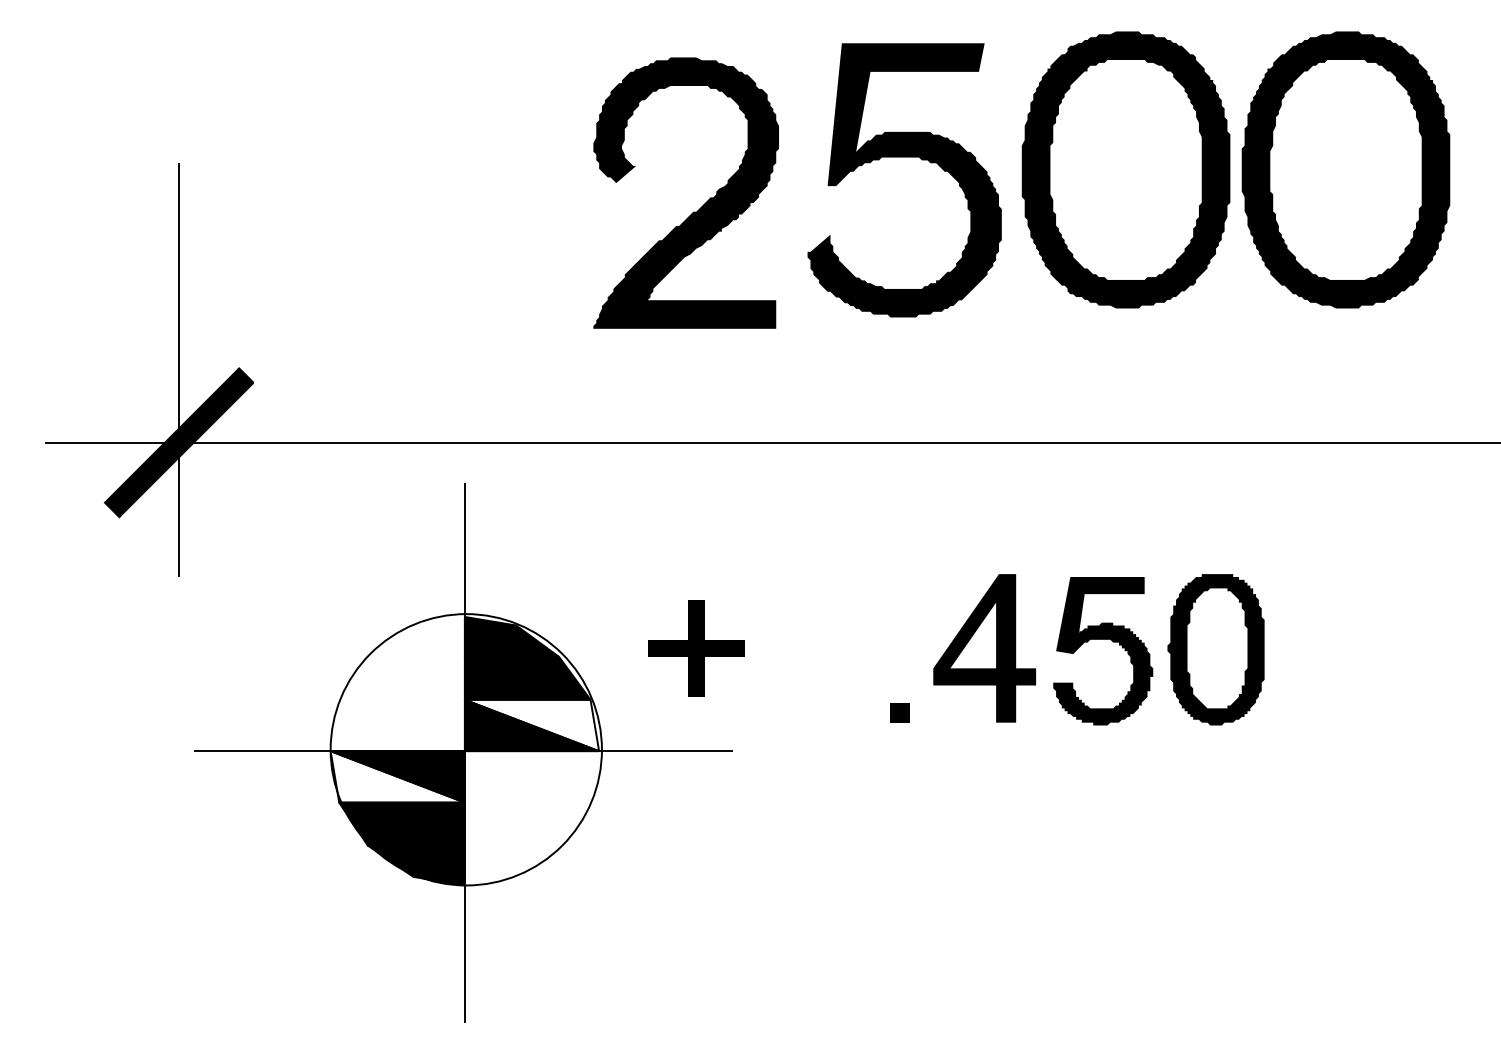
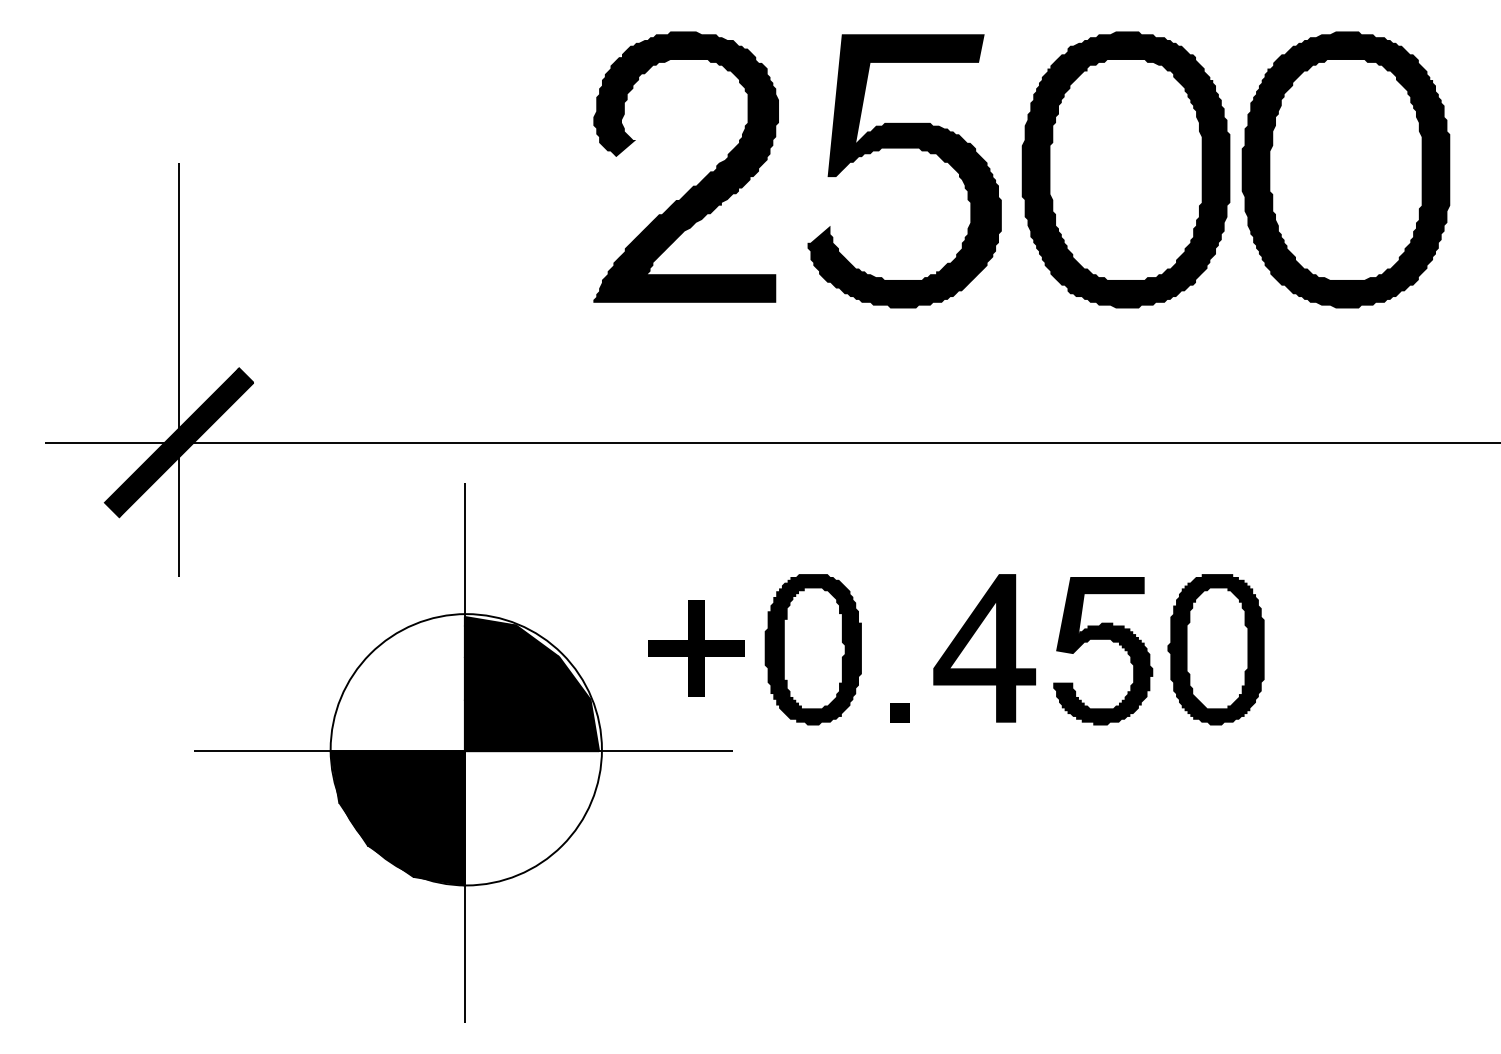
part position: (904, 157) -> (904, 148) (904, 148)
part position: (693, 211) -> (693, 185) (693, 185)
part: none -> present (812, 649)
fill: none -> present (531, 725)
fill: none -> present (397, 776)
